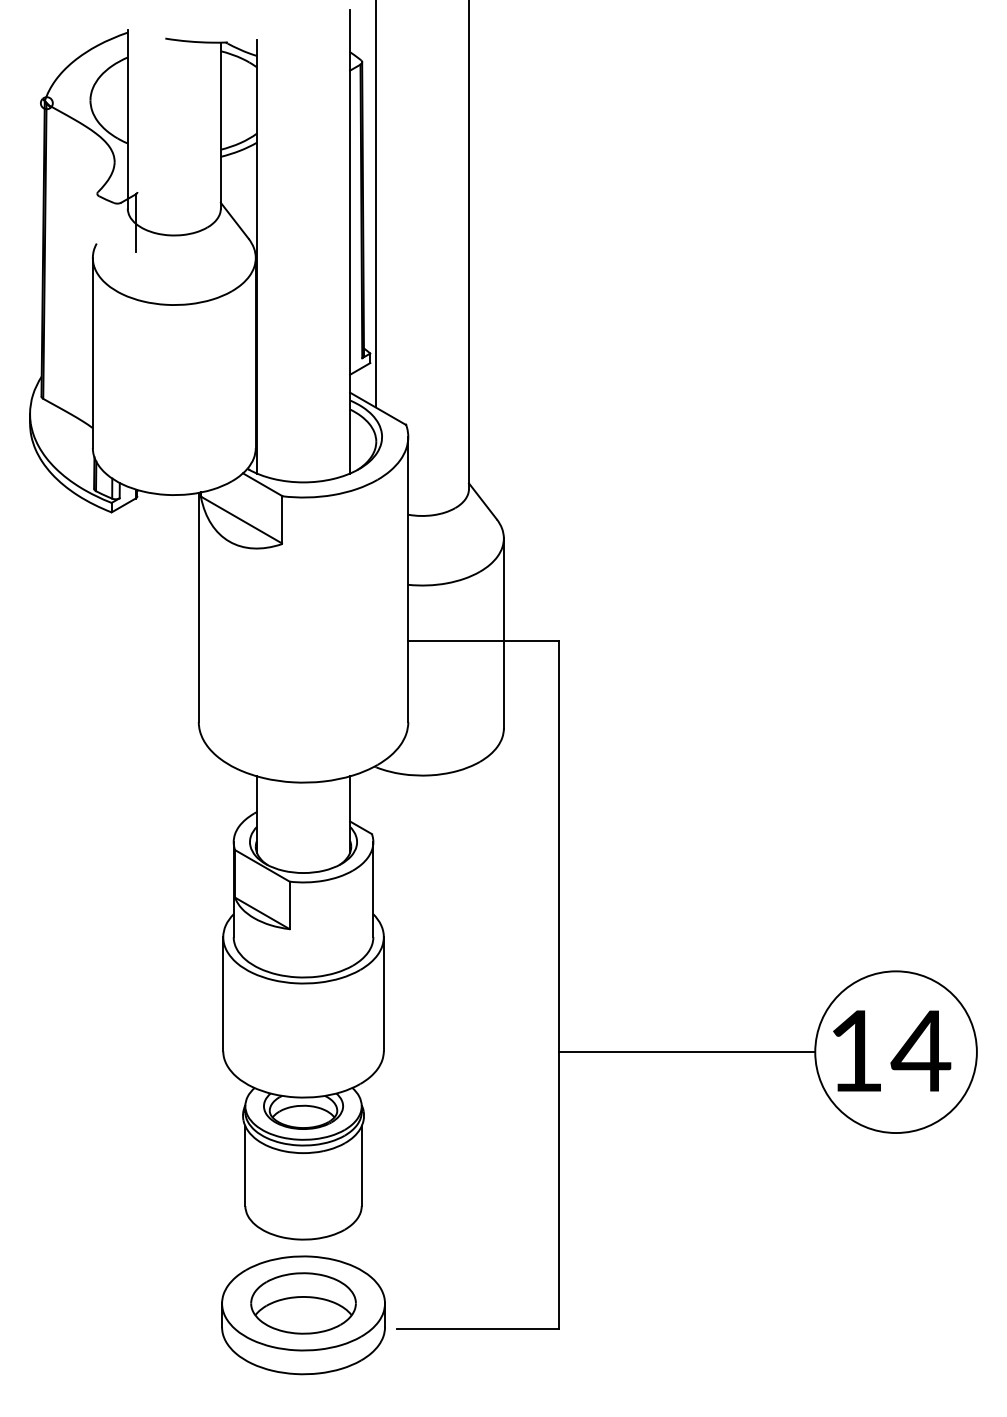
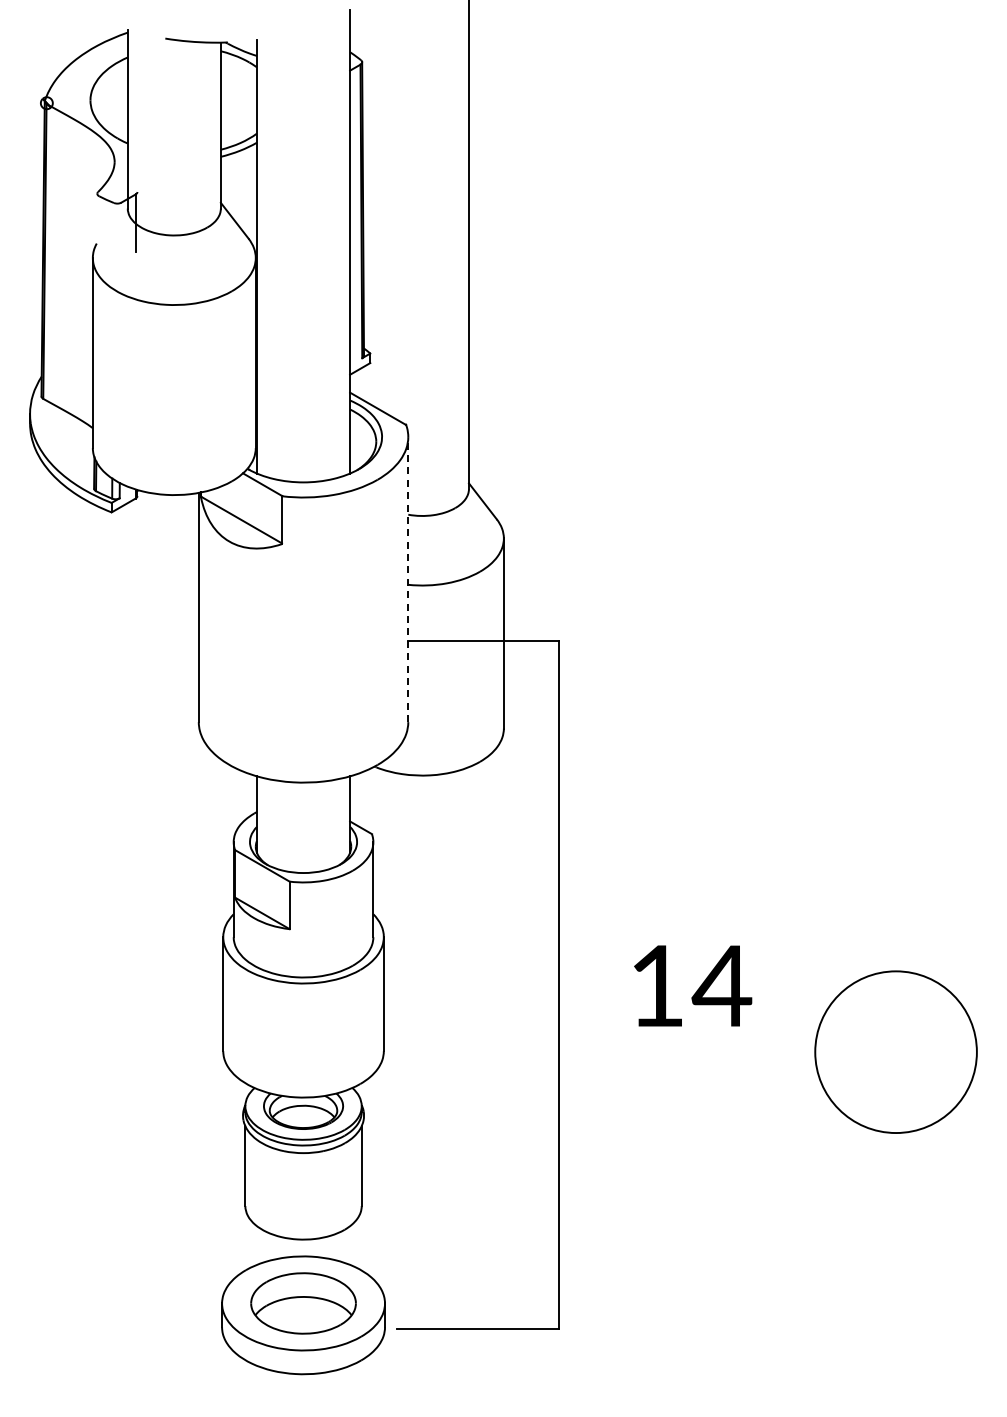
line: present -> none (375, 204)
line: solid -> dashed (408, 579)
text position: (892, 1050) -> (693, 985) (693, 985)
line: present -> none (686, 1052)
